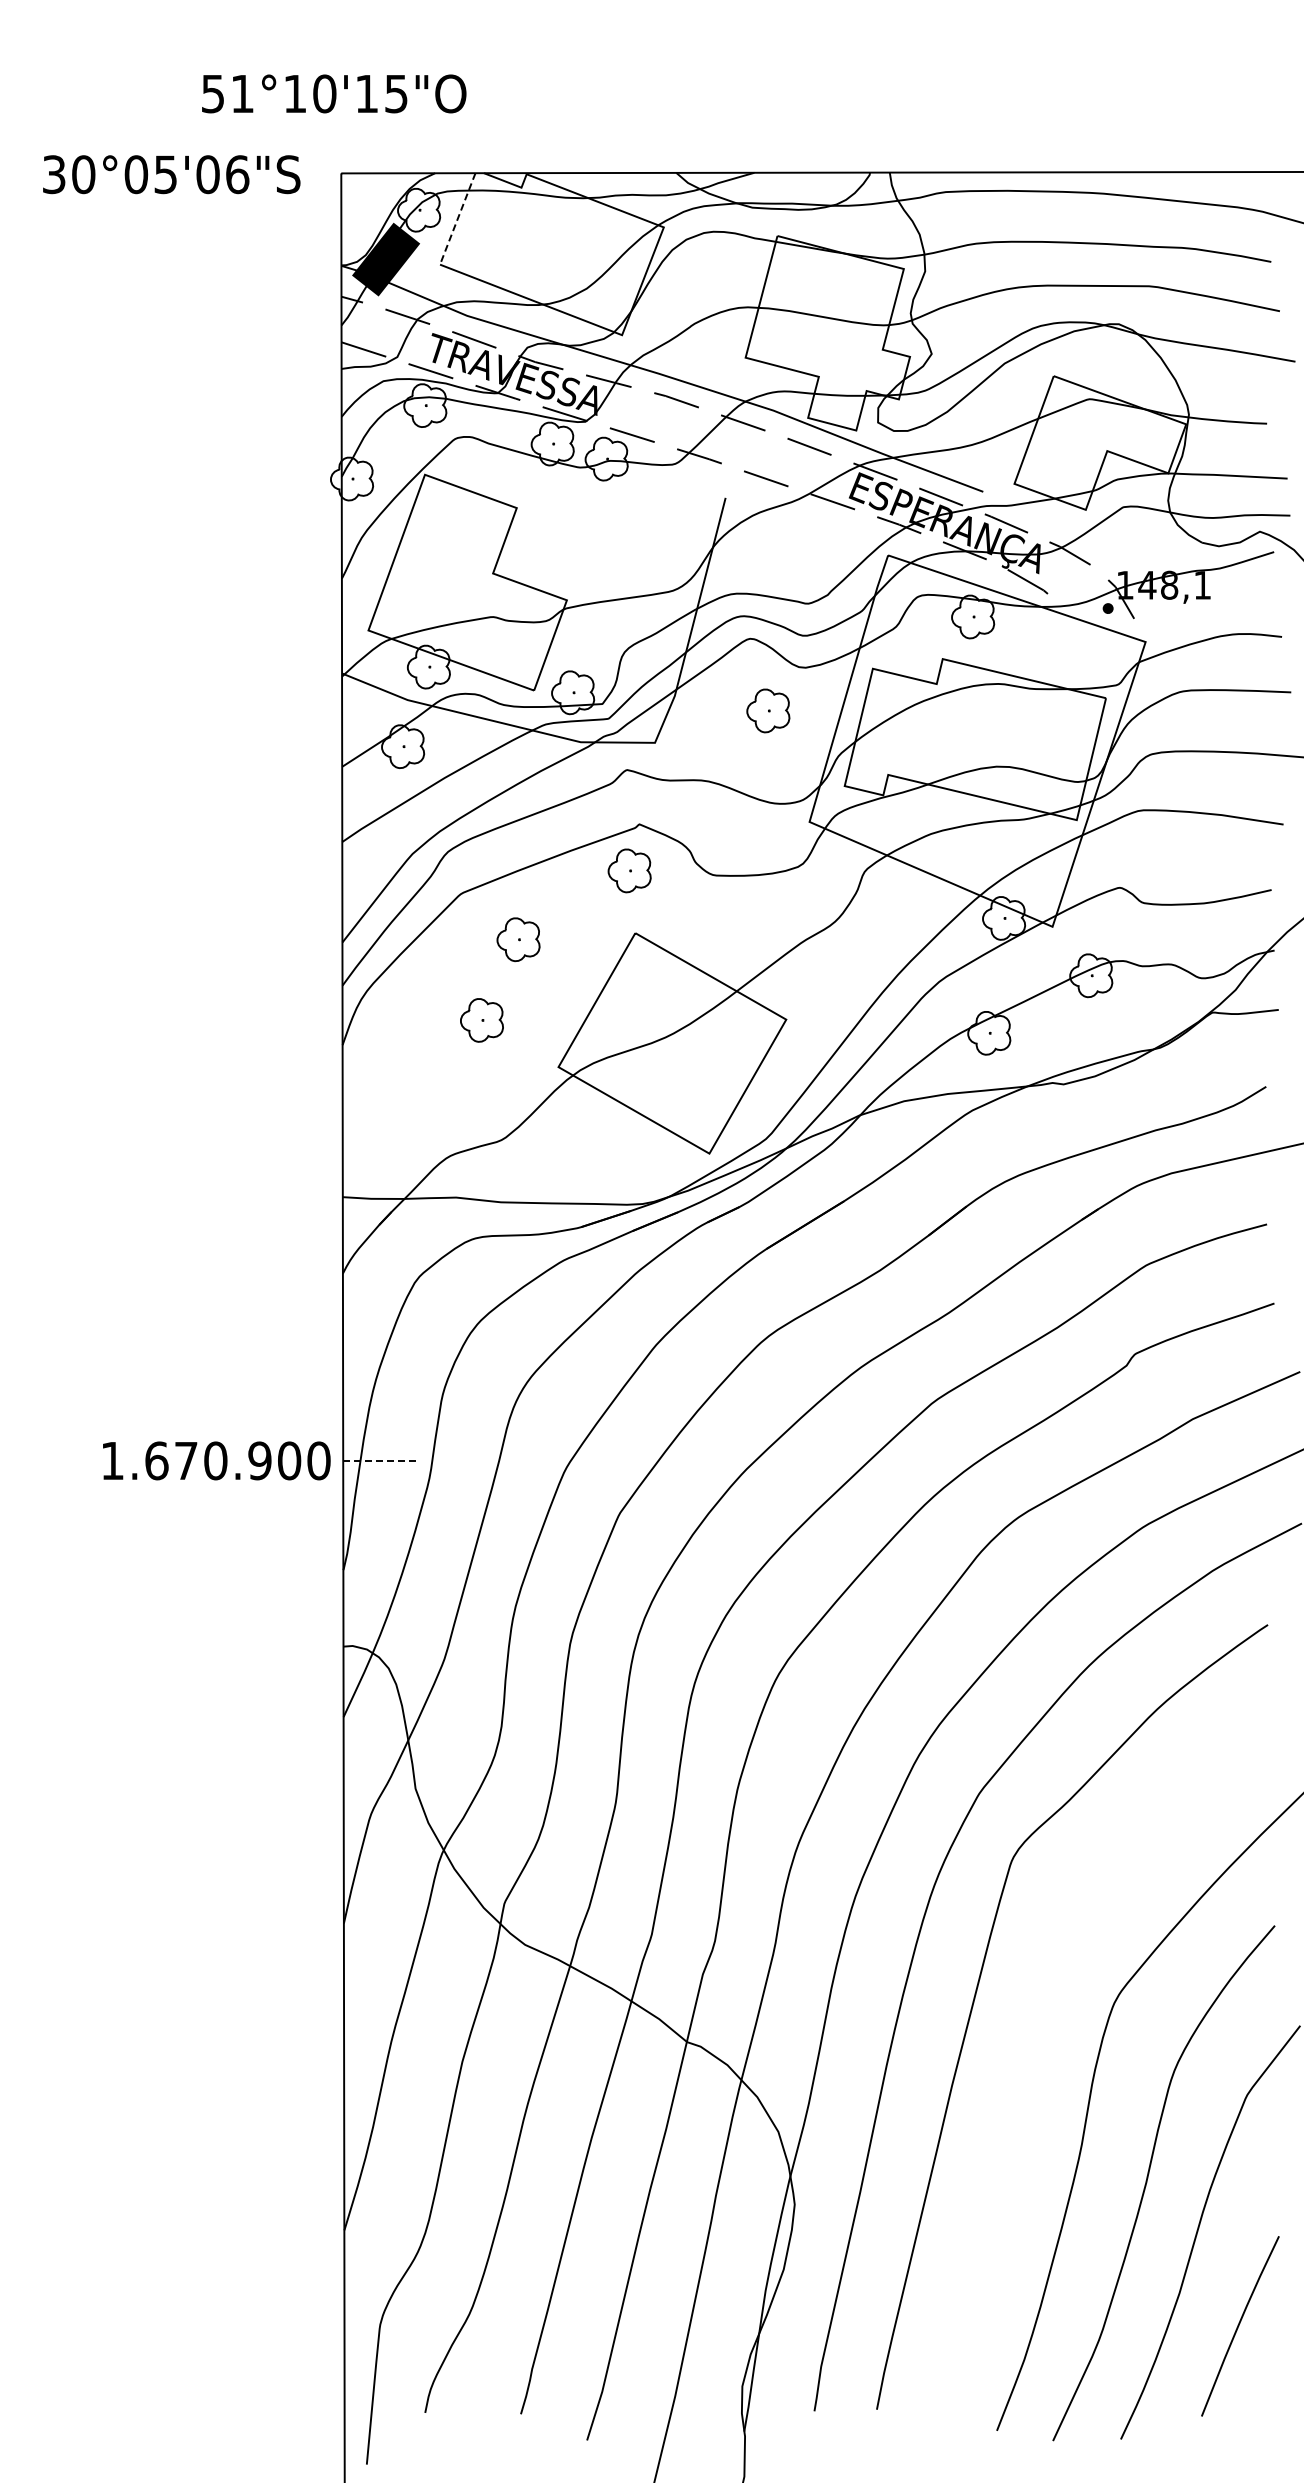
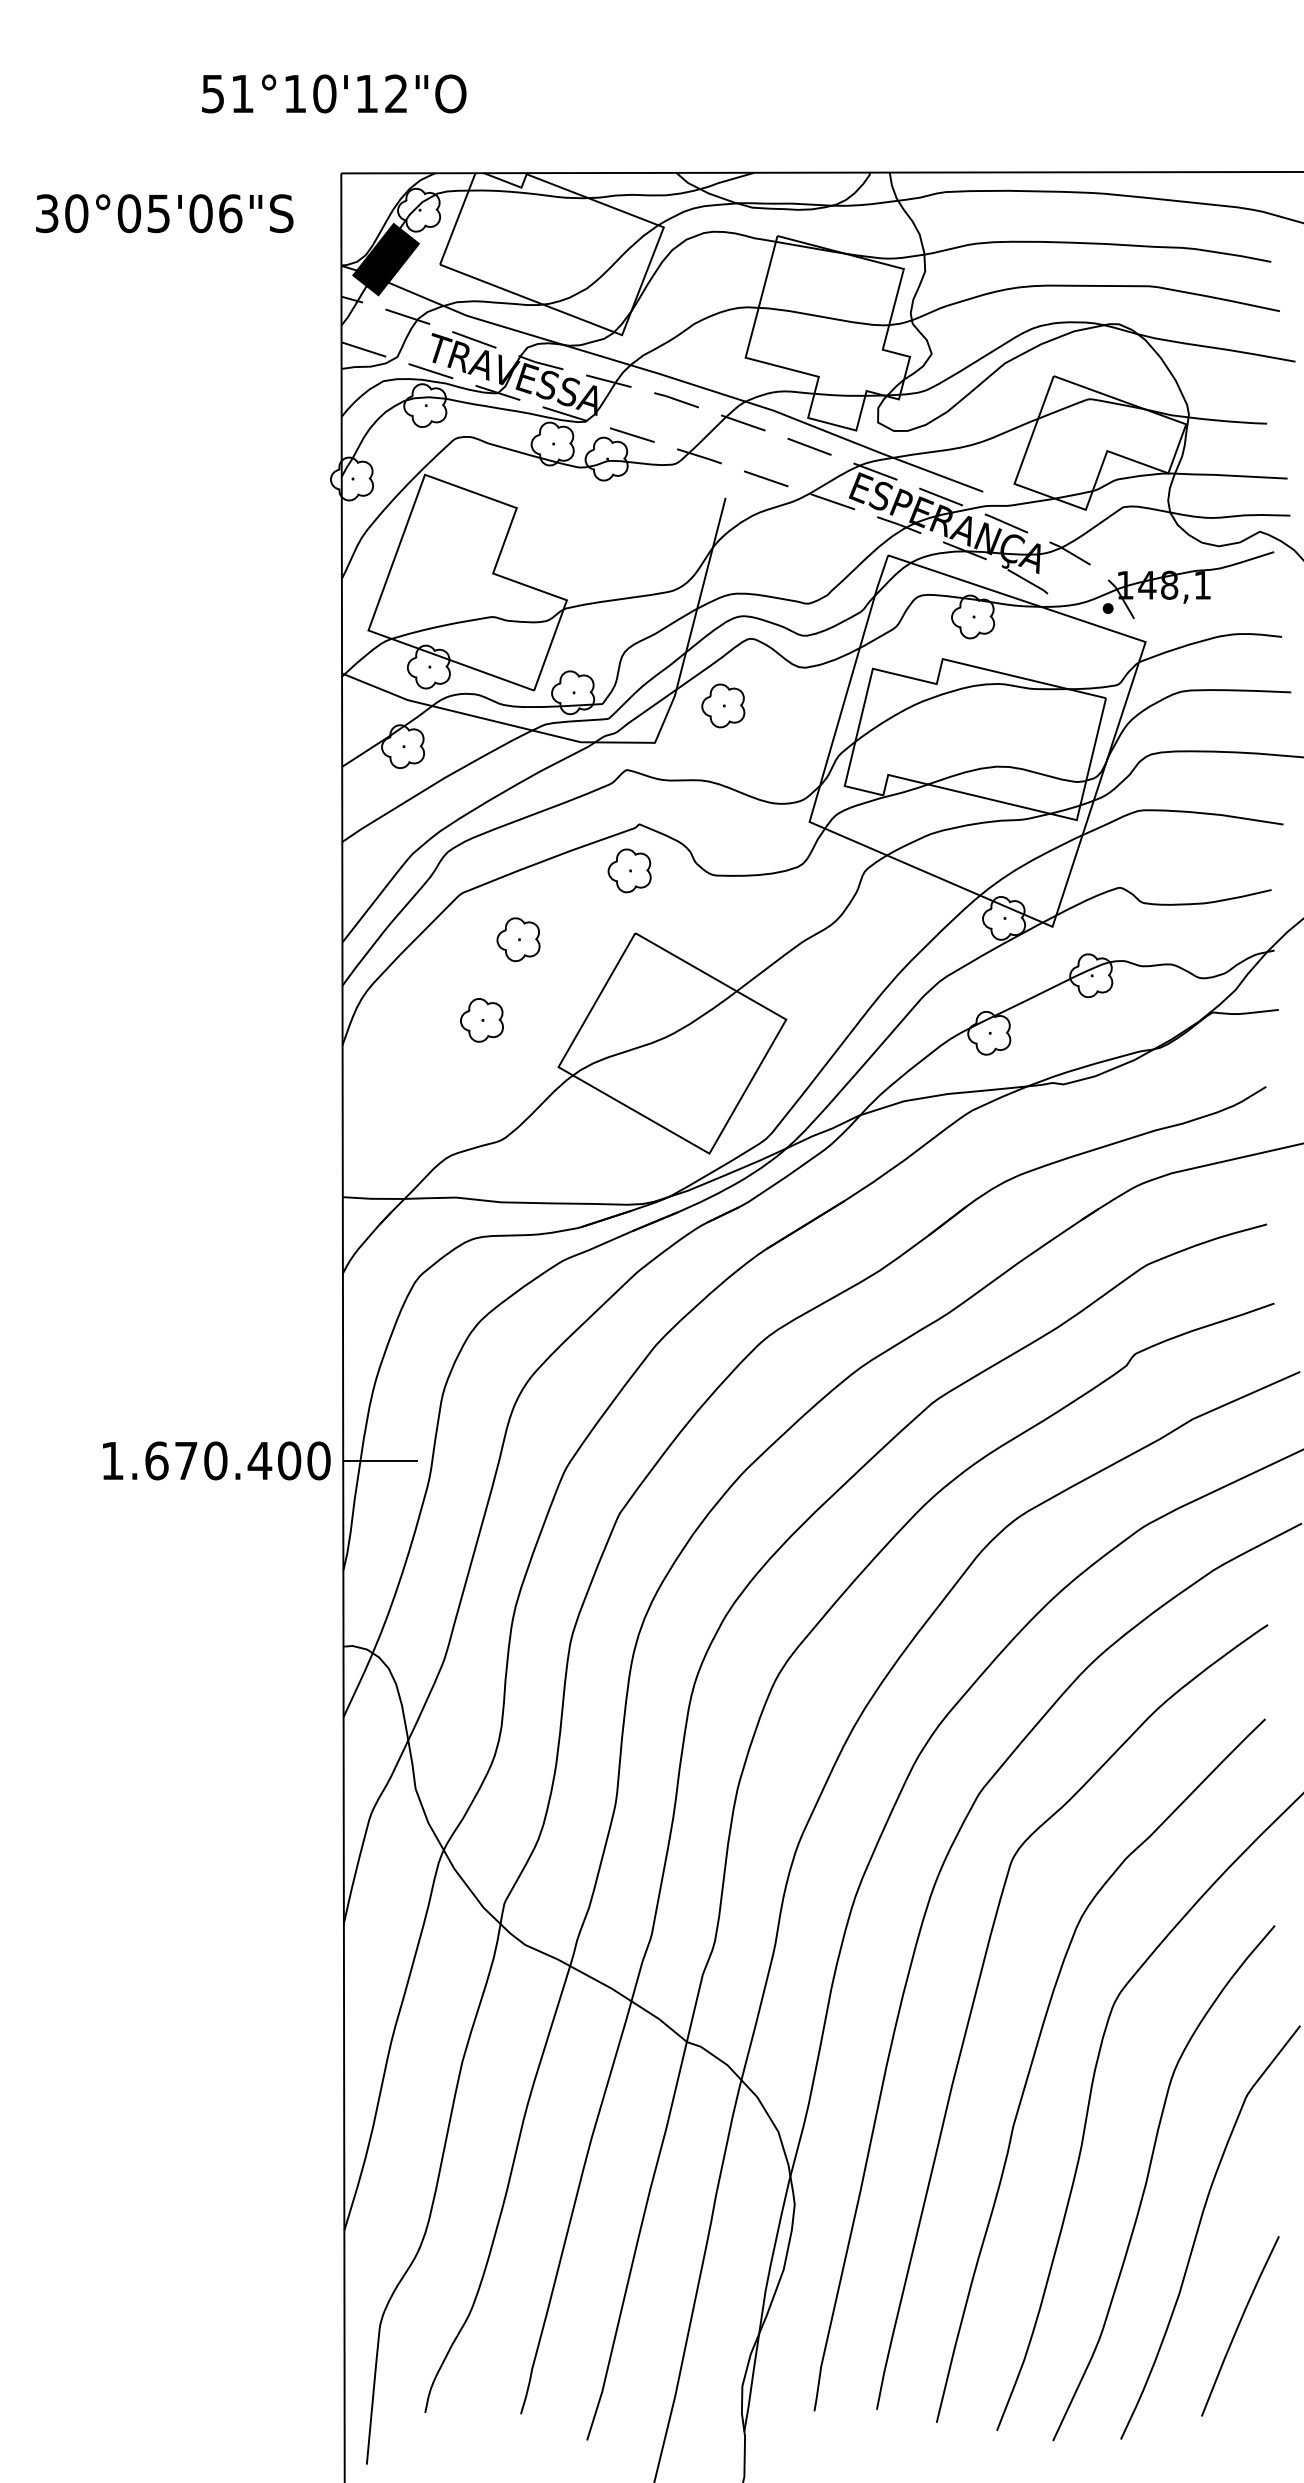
text: 51°10'15"O -> 51°10'12"O (396, 93)
text position: (171, 174) -> (164, 213) (164, 213)
line: dashed -> solid (457, 219)
part position: (768, 710) -> (723, 705) (723, 705)
text: 1.670.900 -> 1.670.400 (259, 1460)
line: dashed -> solid (380, 1460)
curve: none -> present (1036, 2051)
